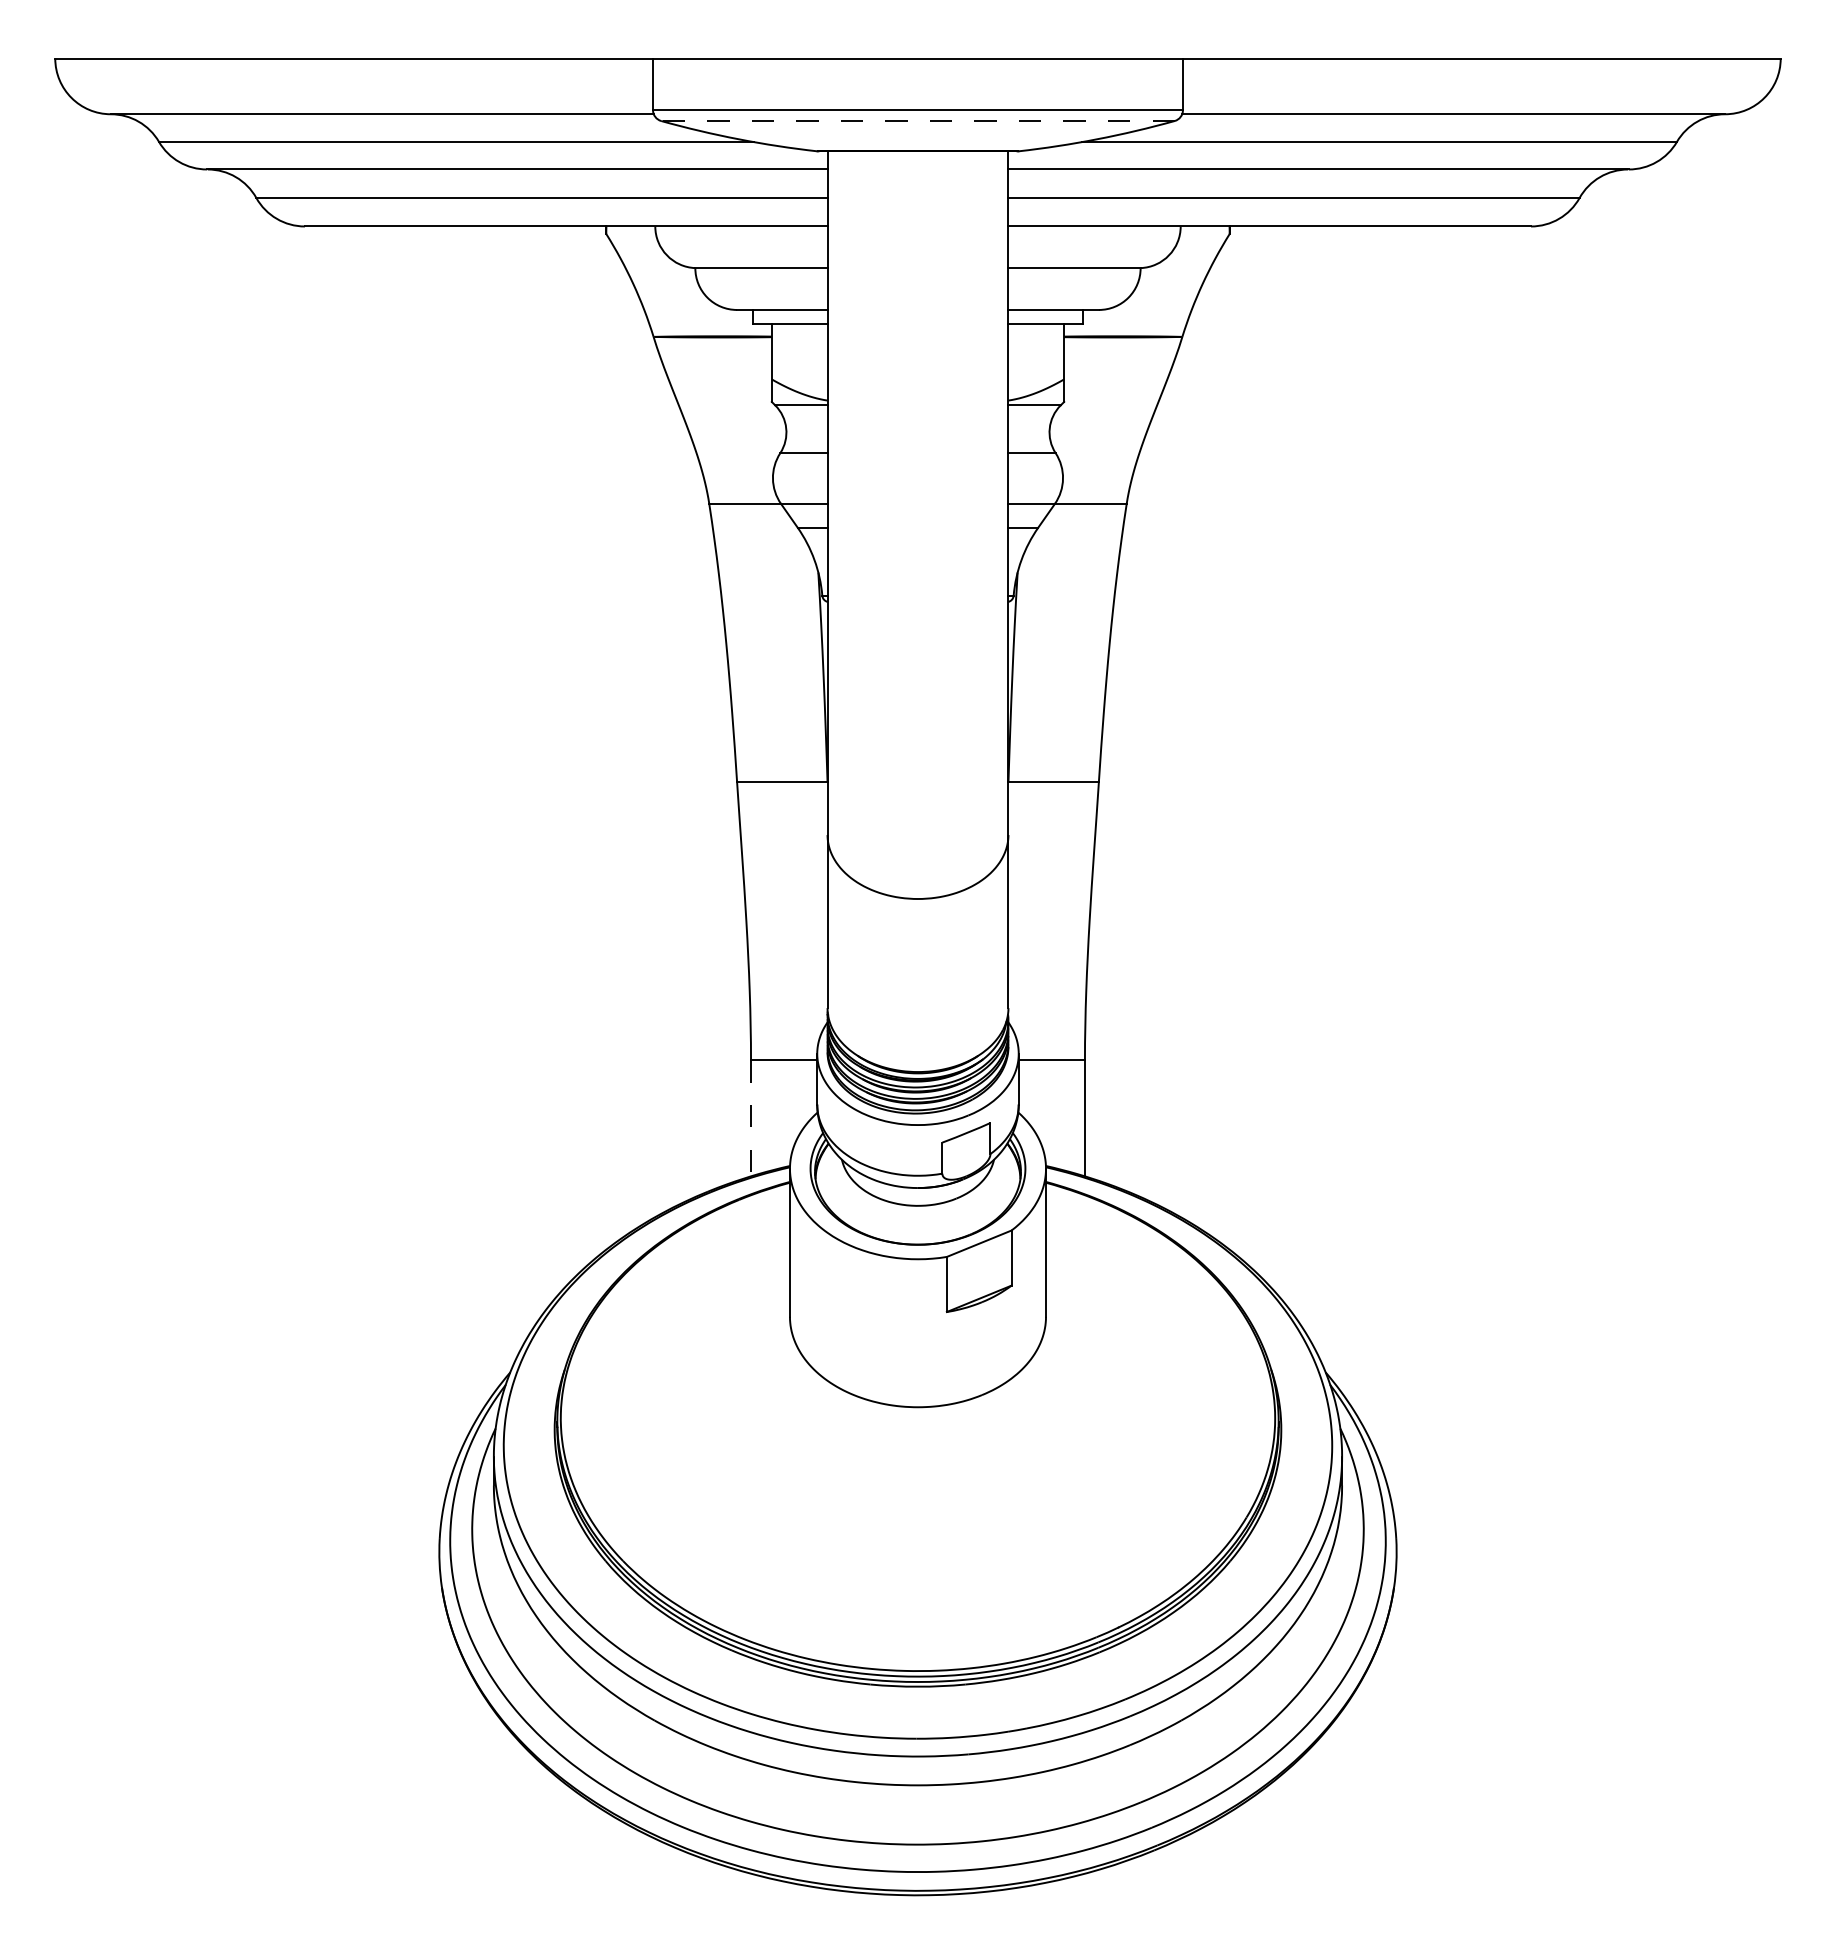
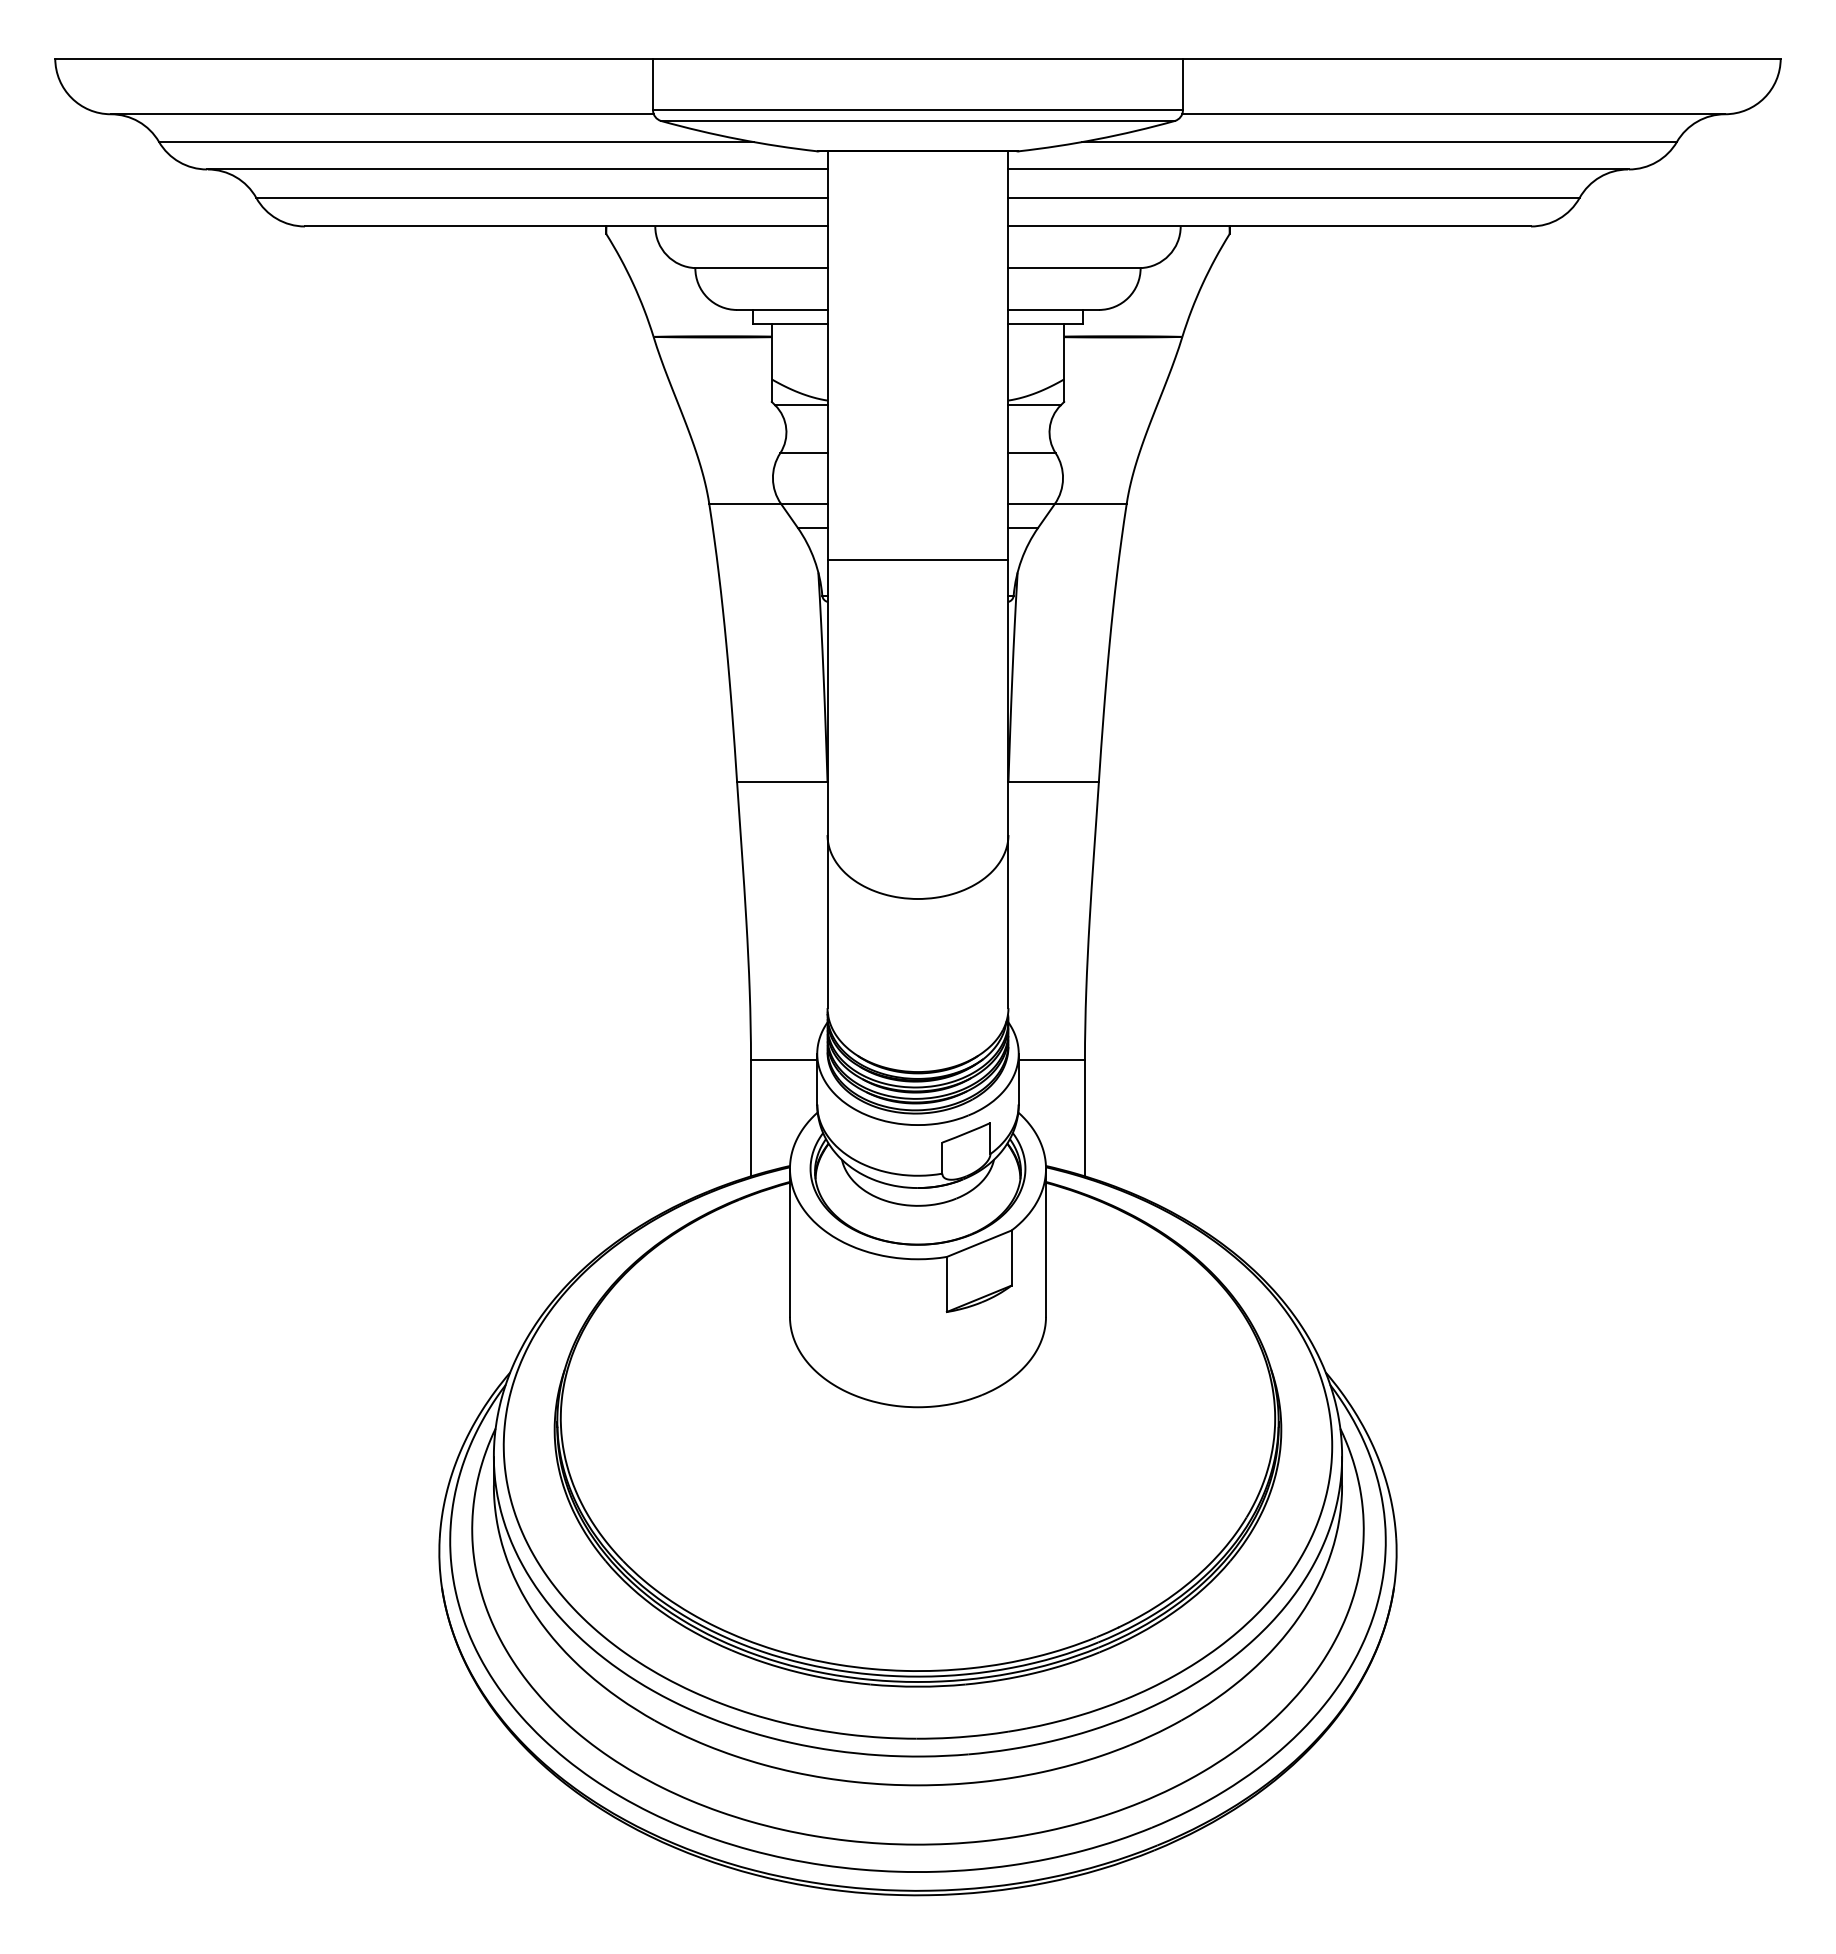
line: dashed -> solid (917, 121)
line: none -> present (917, 559)
line: dashed -> solid (751, 1118)
